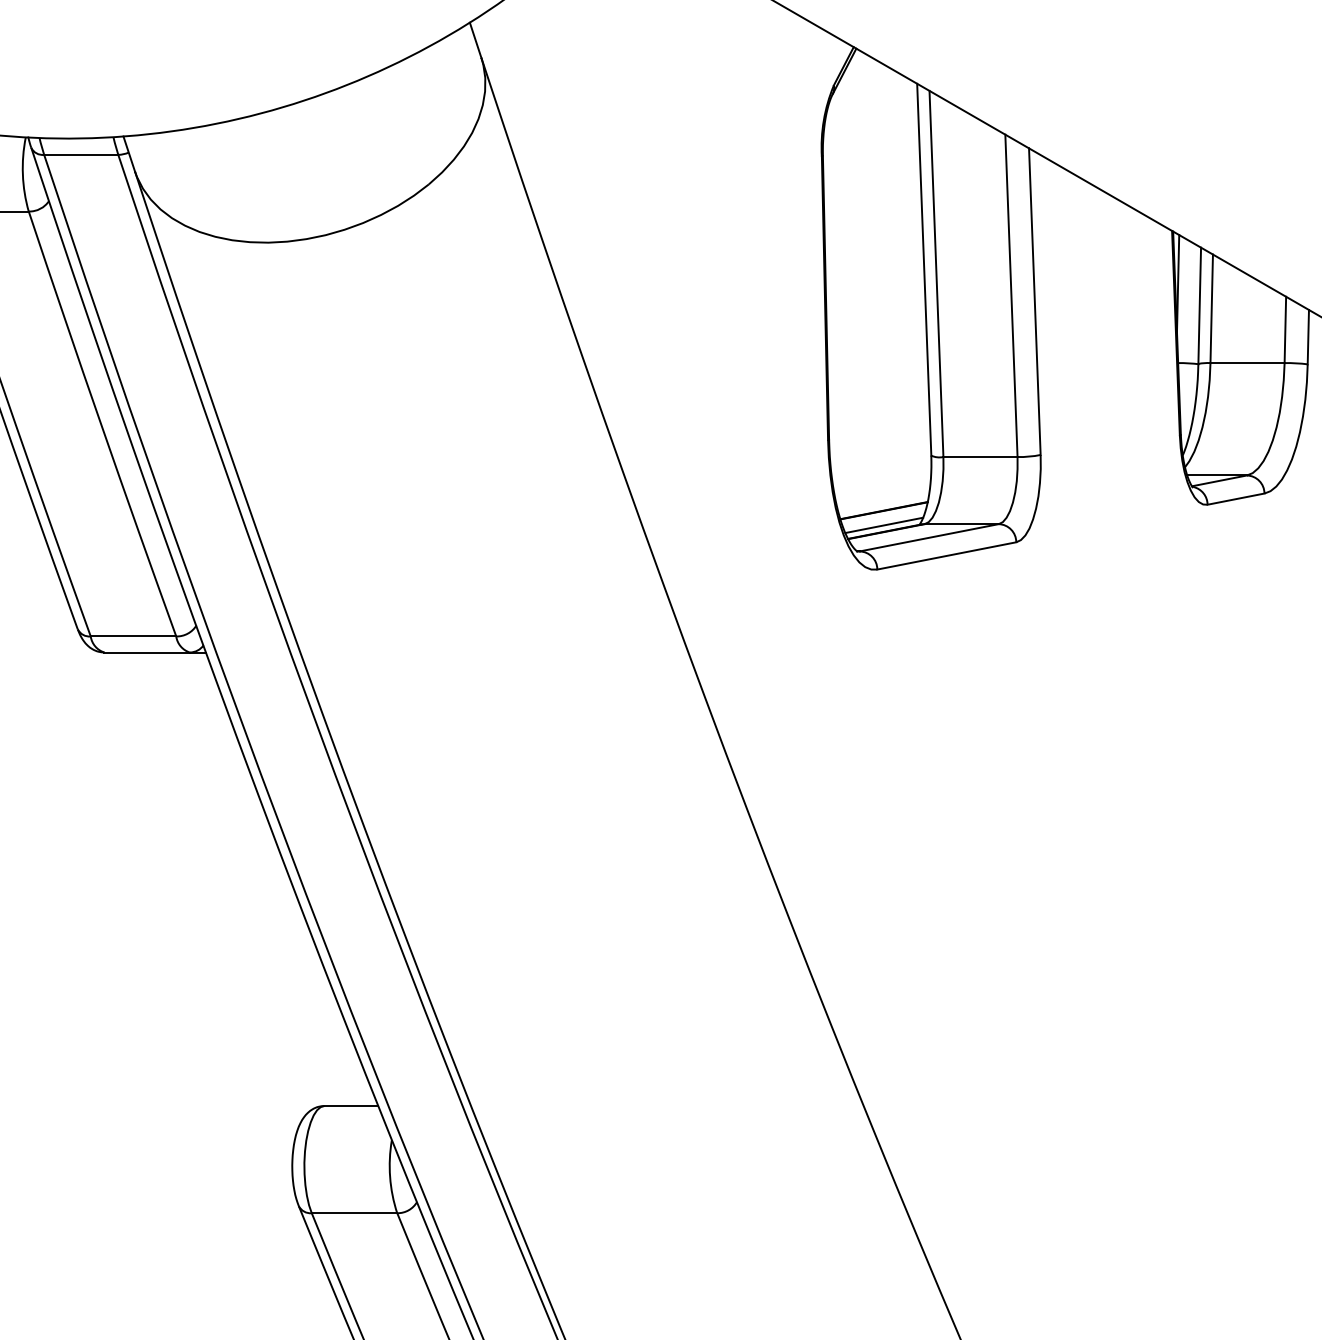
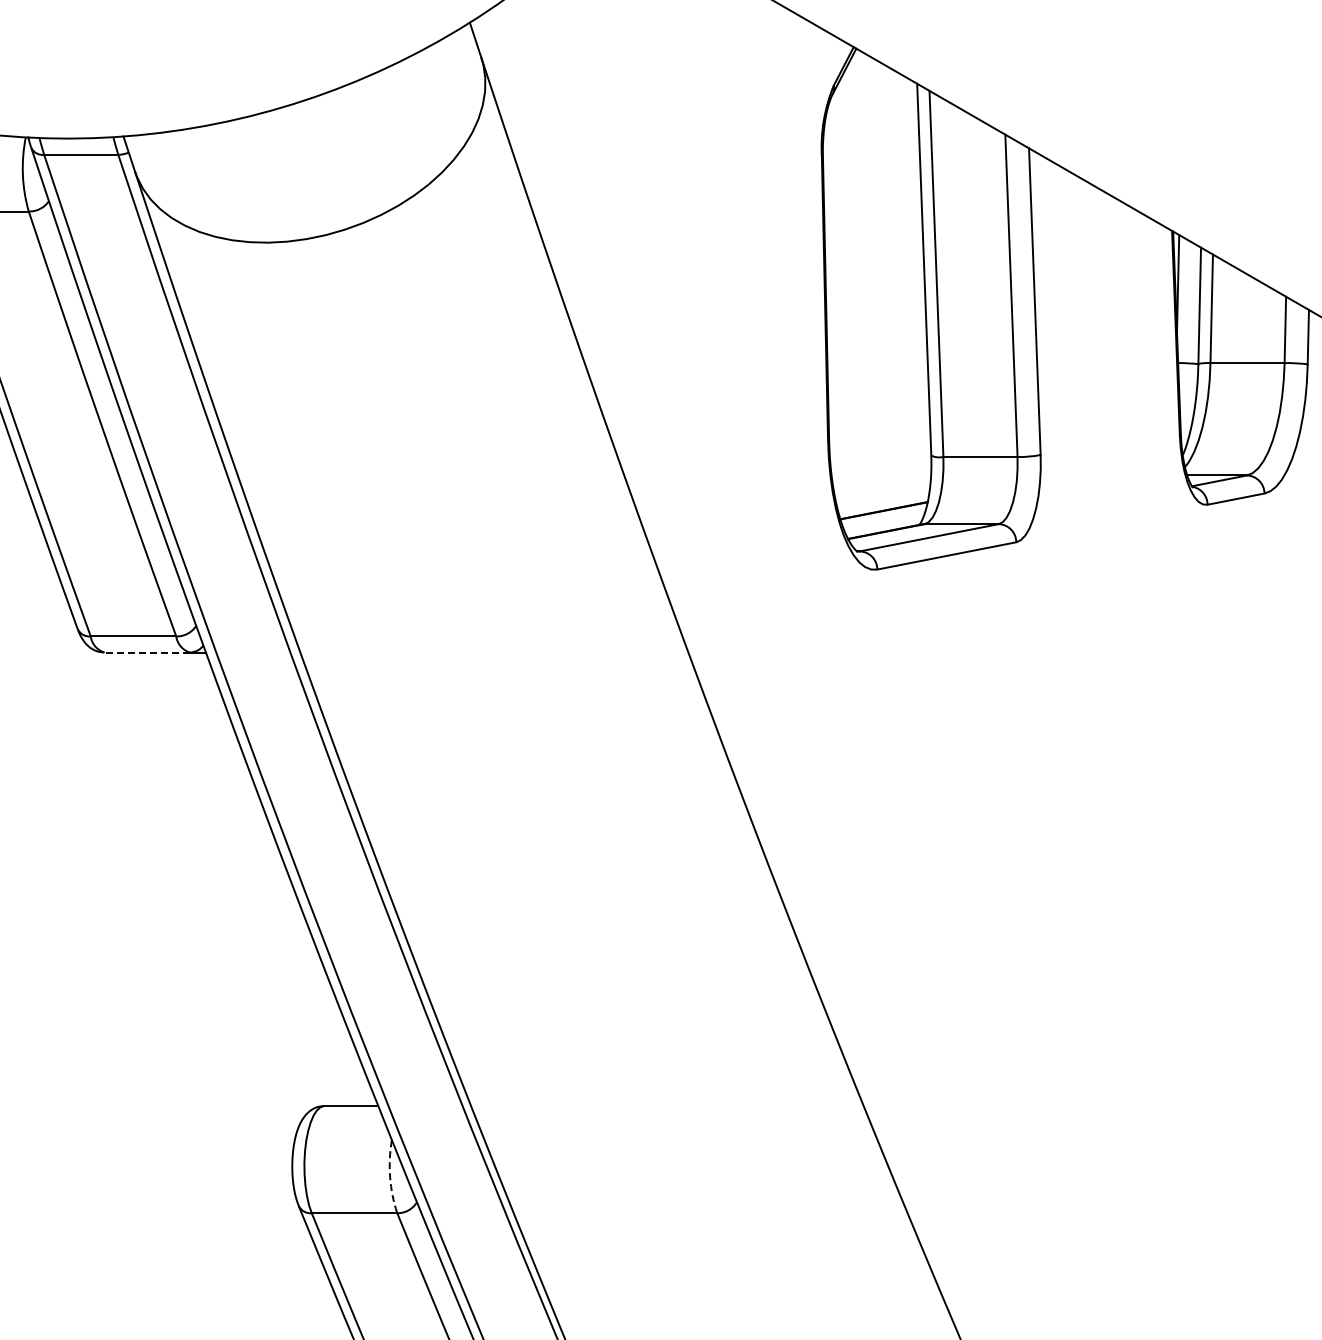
line: present -> none (884, 525)
line: solid -> dashed (147, 652)
arc: solid -> dashed (390, 1177)
